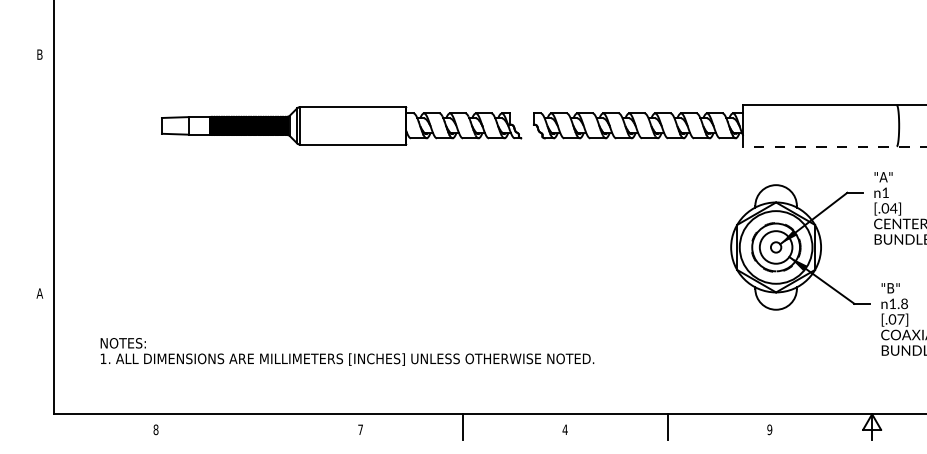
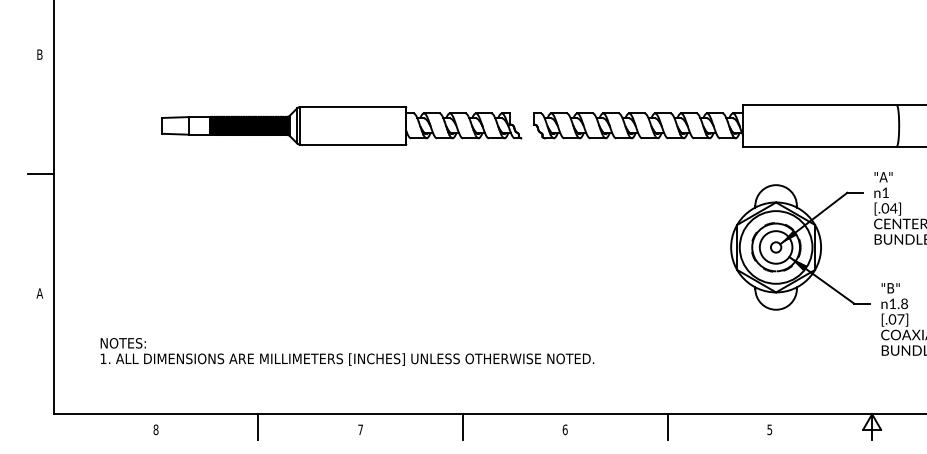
line: dashed -> solid (834, 146)
line: none -> present (40, 174)
line: none -> present (258, 427)
text: 4 -> 6 (564, 429)
text: 9 -> 5 (769, 429)
